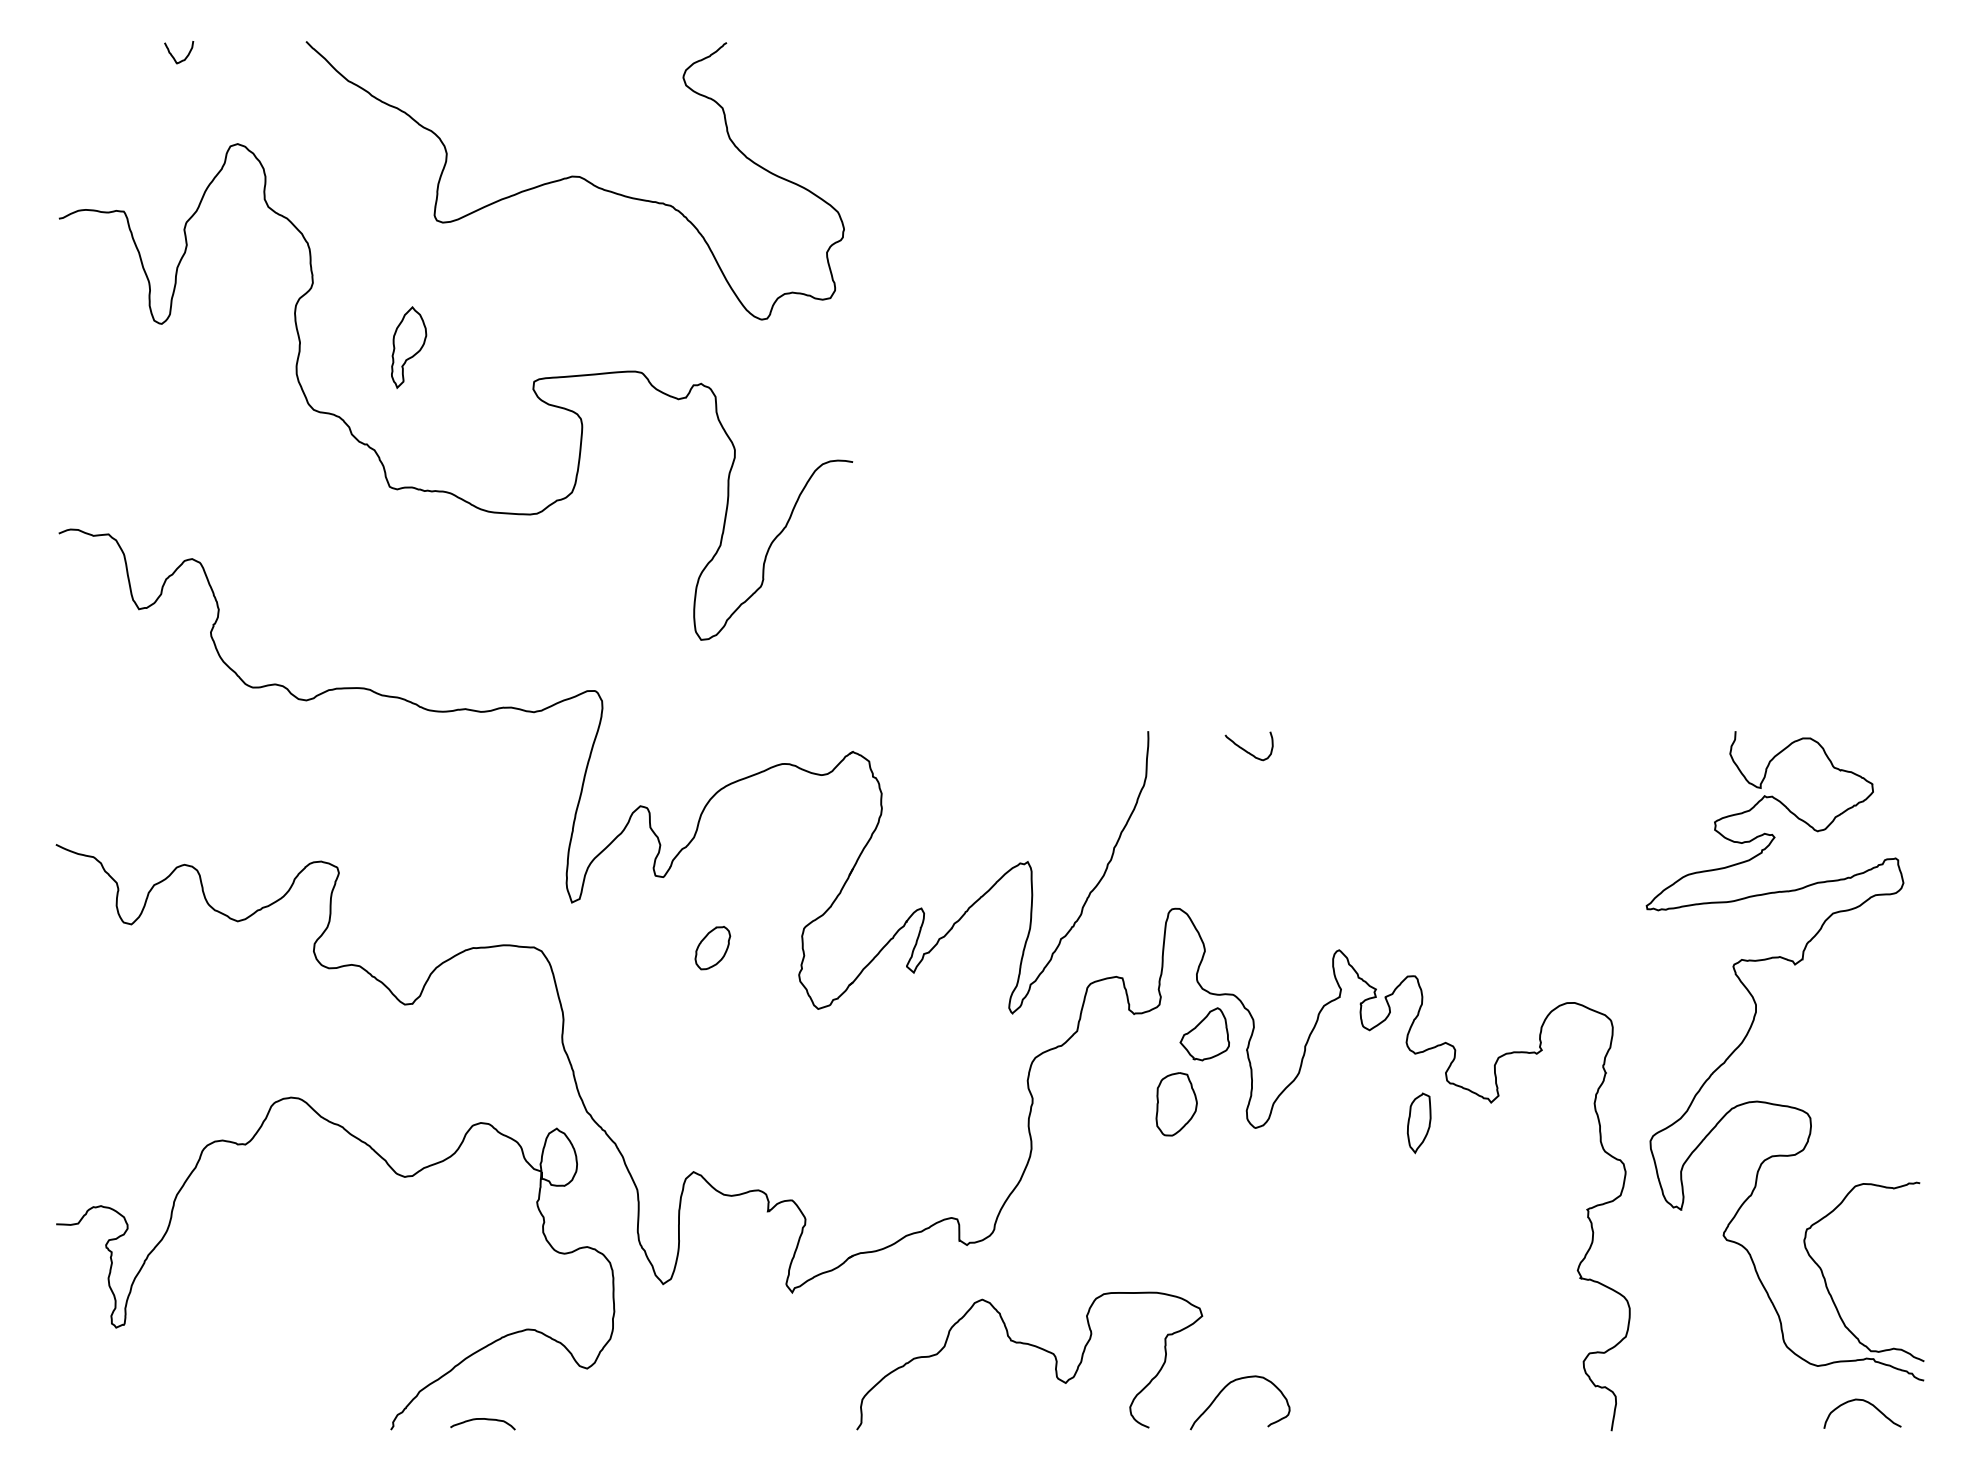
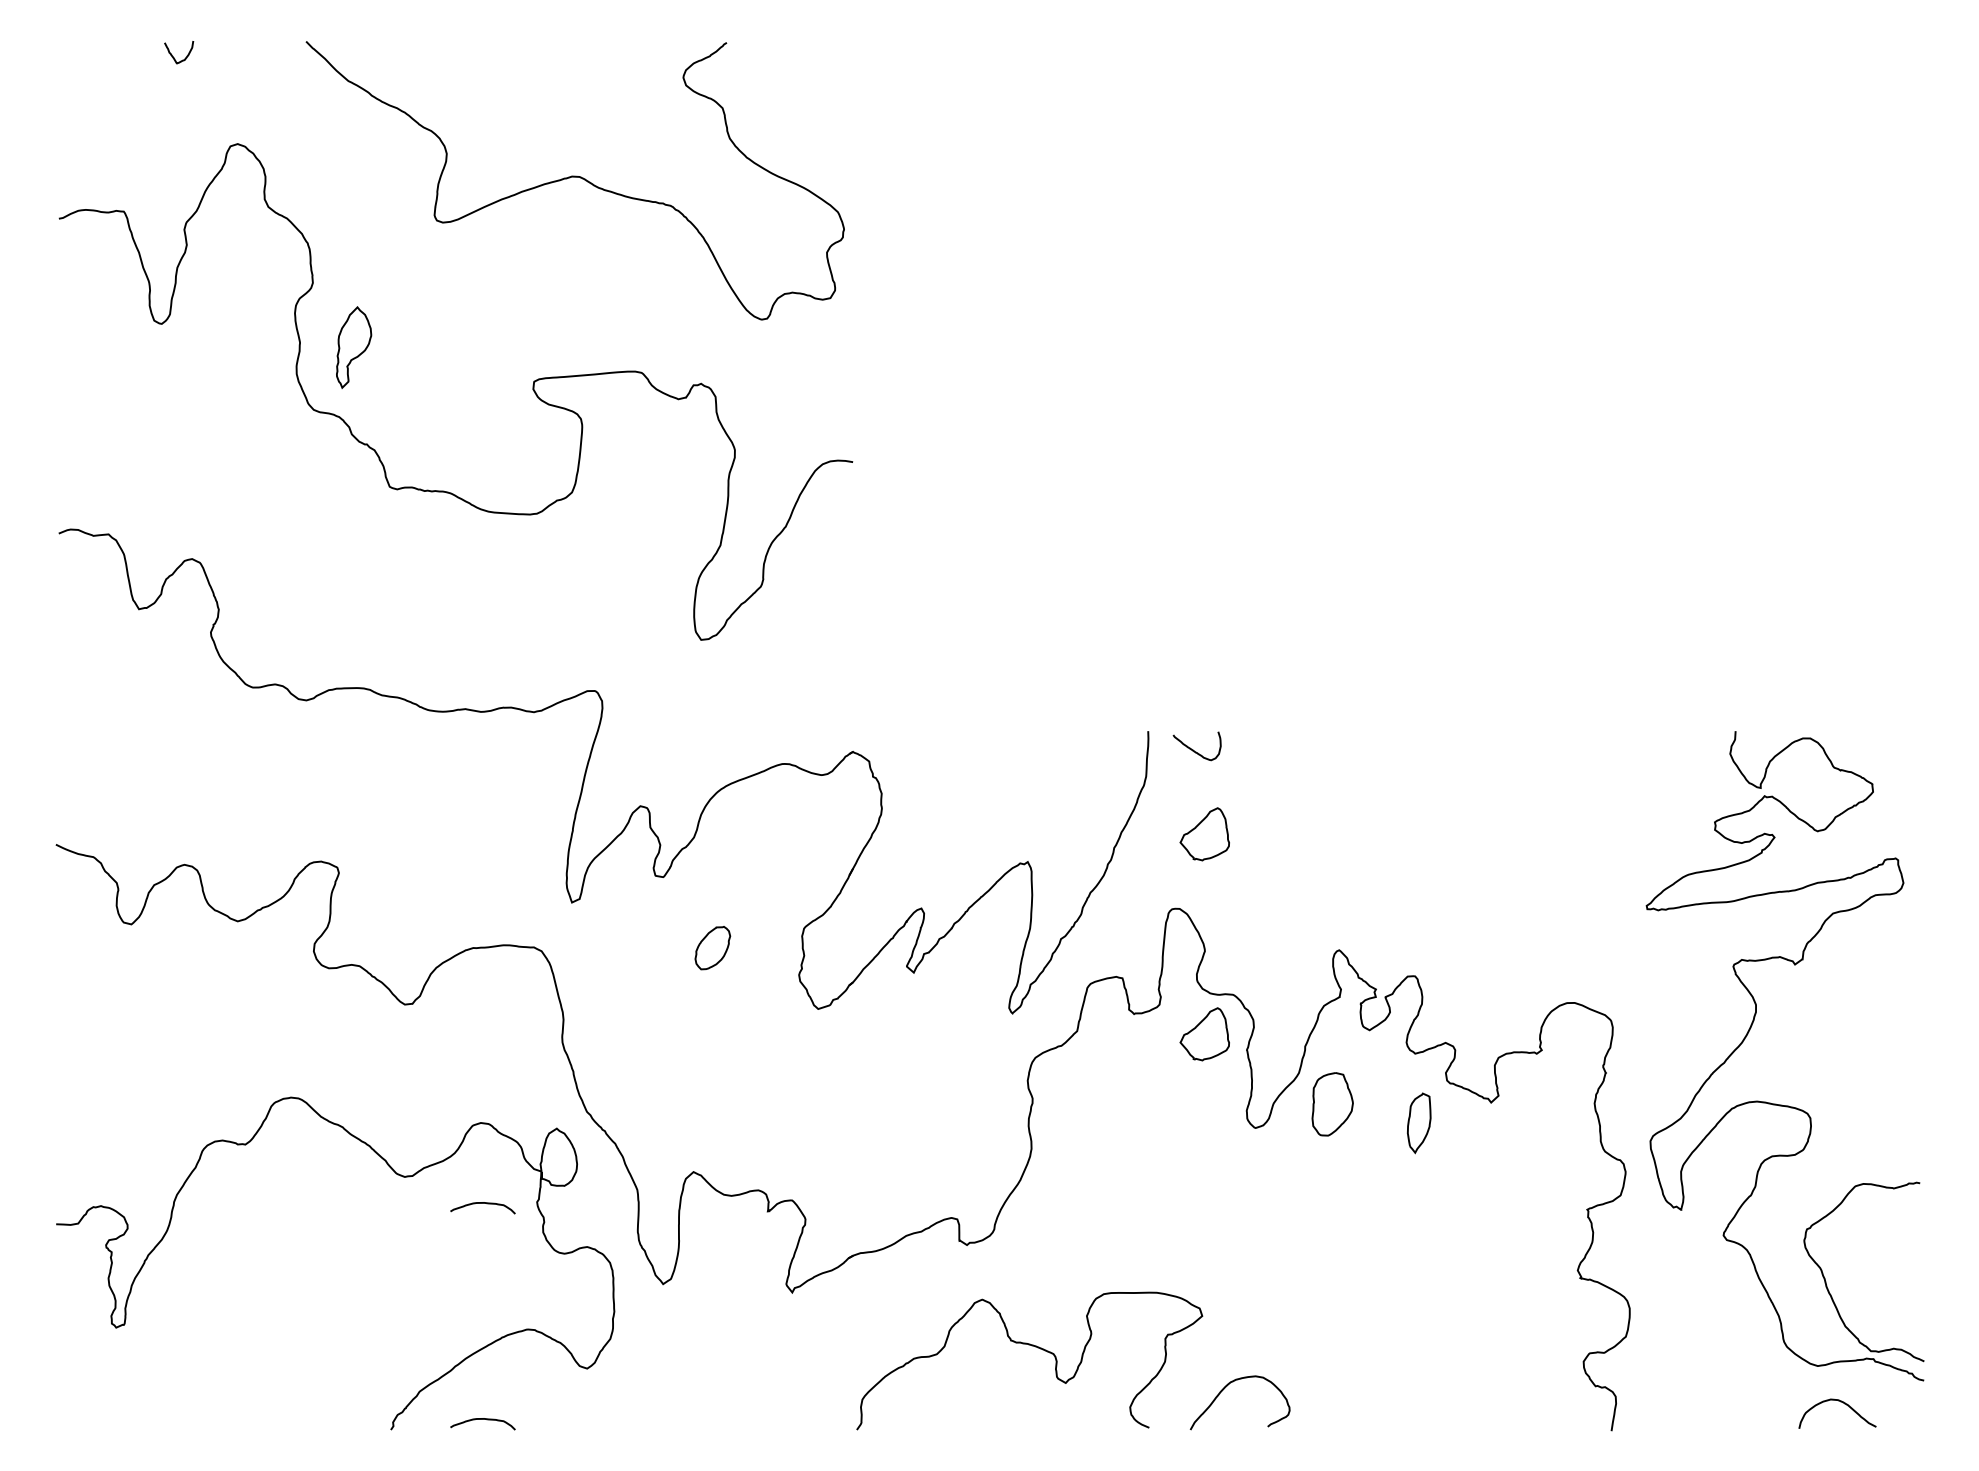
part position: (409, 347) -> (354, 347) (354, 347)
curve position: (1245, 749) -> (1193, 749) (1193, 749)
part: none -> present (1204, 834)
part position: (1176, 1104) -> (1332, 1104) (1332, 1104)
curve: none -> present (482, 1203)
curve position: (1865, 1402) -> (1840, 1402) (1840, 1402)
